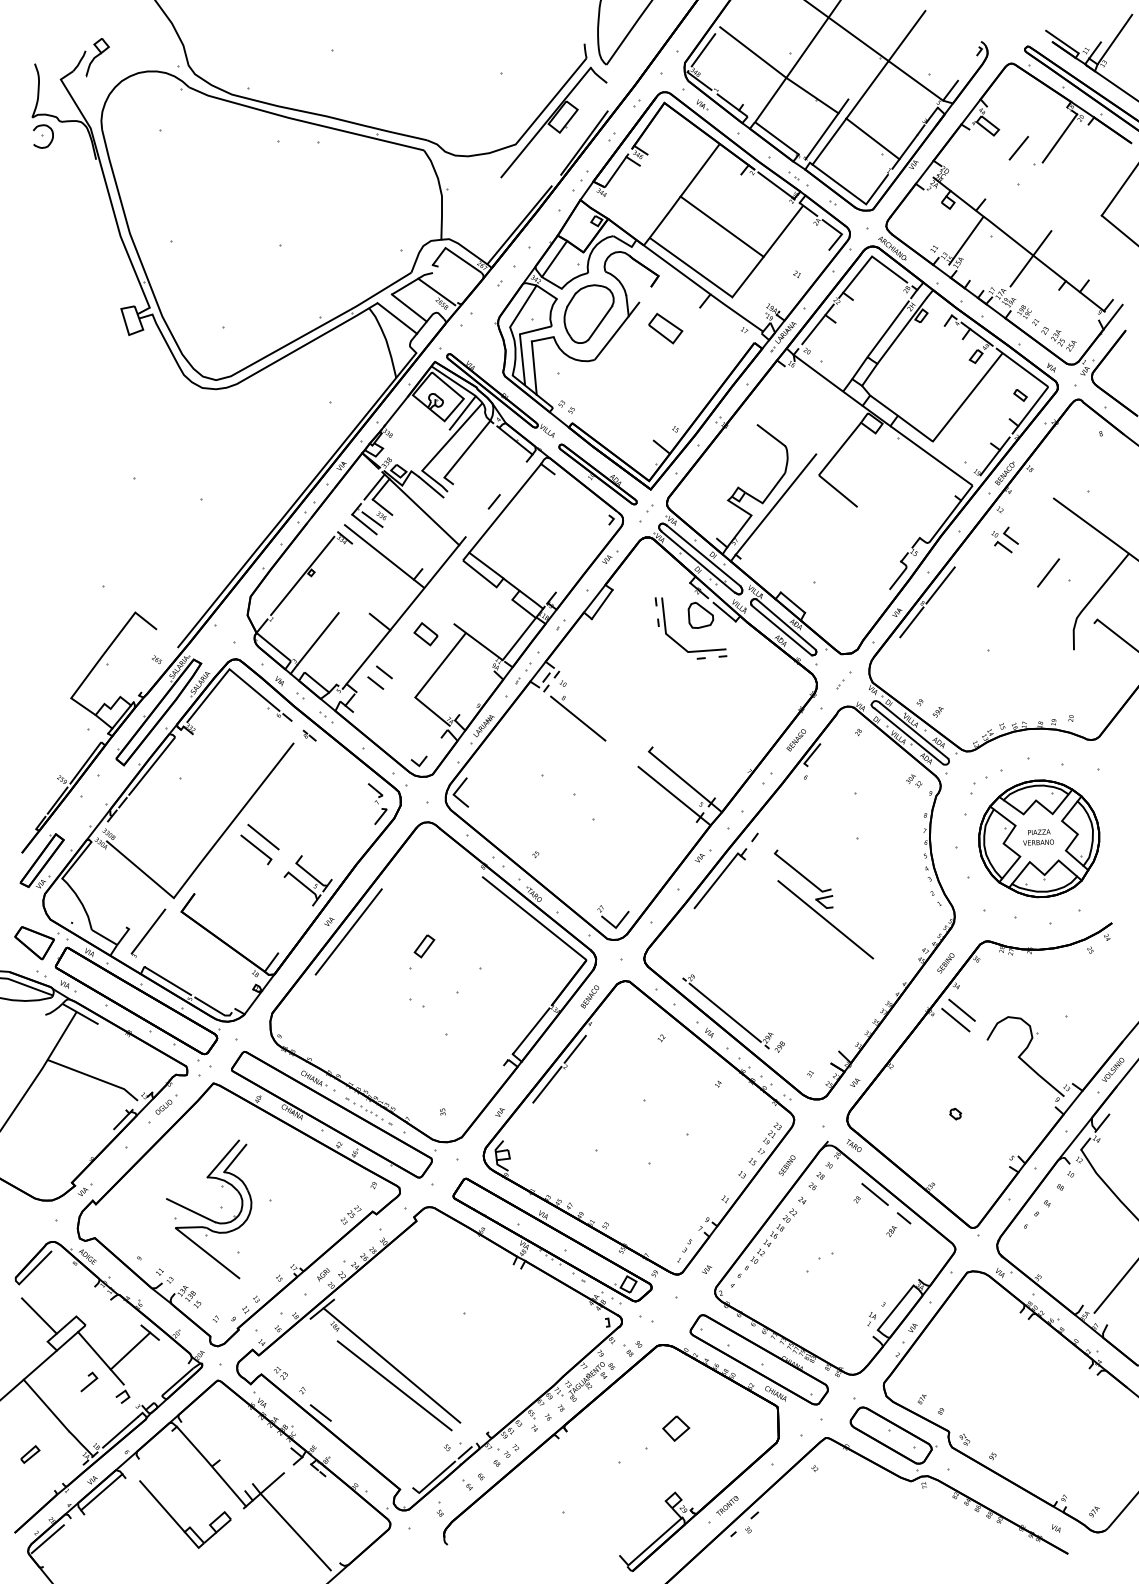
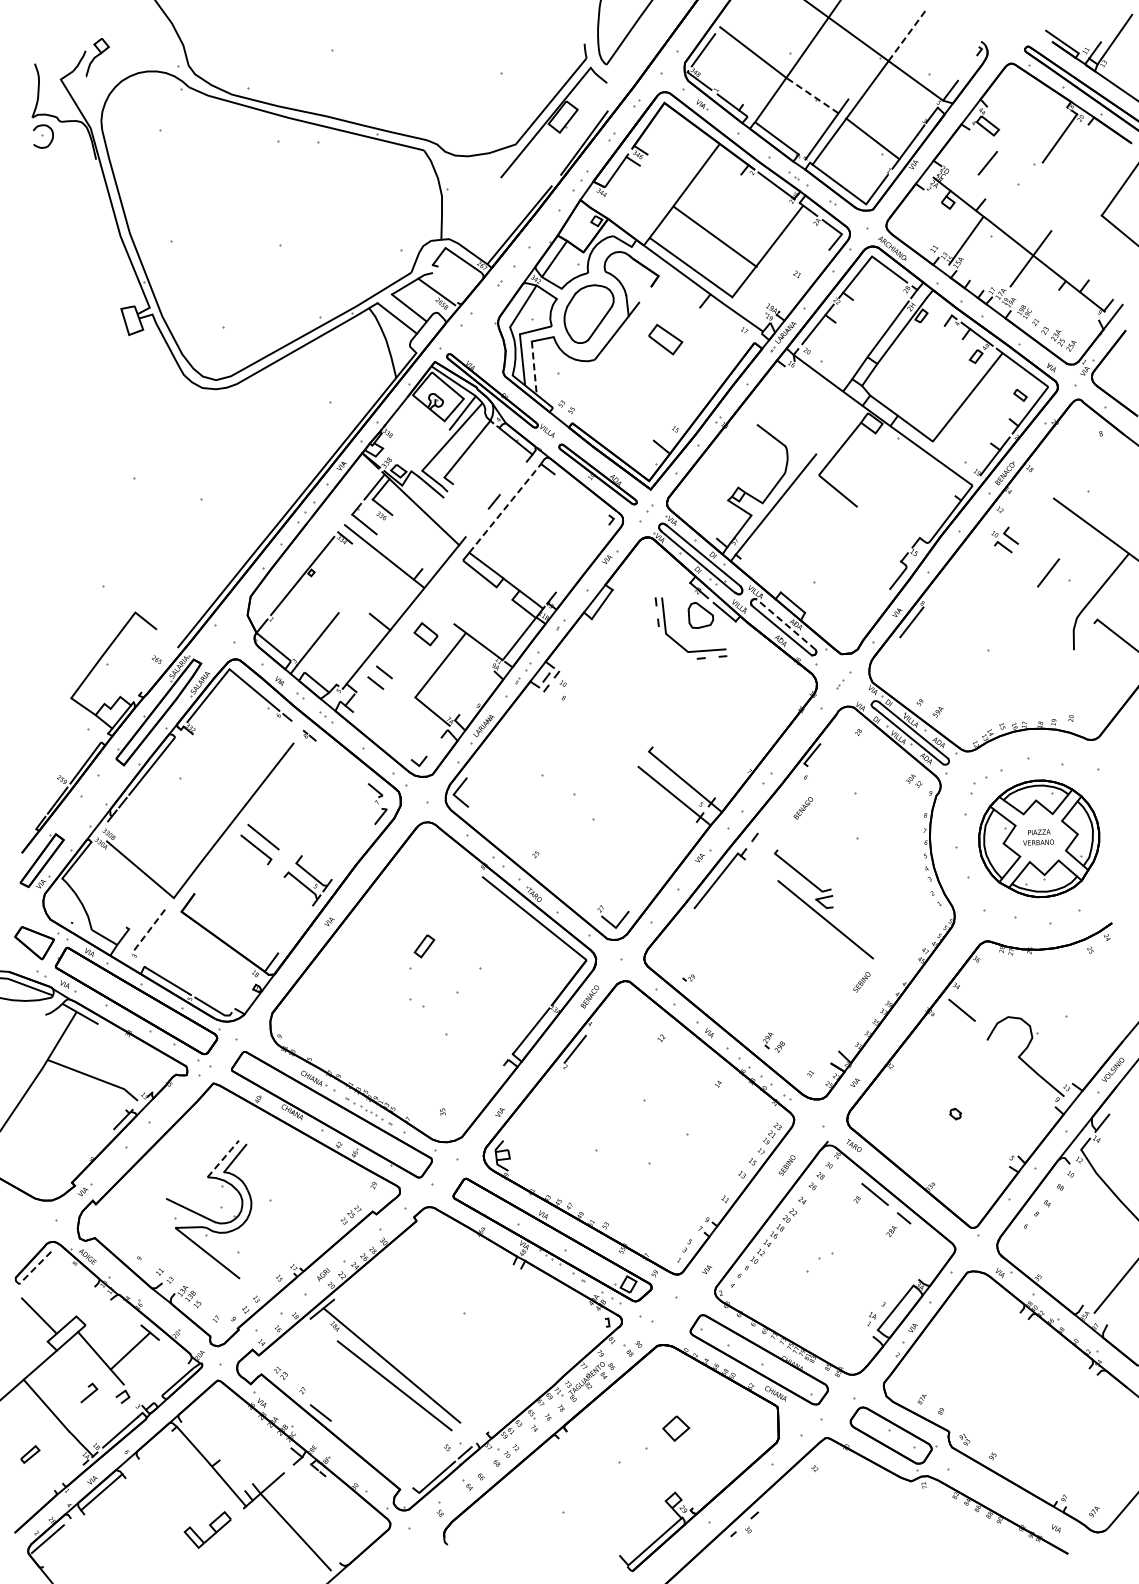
line: solid -> dashed (907, 35)
line: solid -> dashed (812, 95)
line position: (1018, 148) -> (987, 163) (987, 163)
line position: (721, 226) -> (714, 236) (714, 236)
part position: (665, 328) -> (665, 339) (665, 339)
line: solid -> dashed (534, 368)
line: solid -> dashed (505, 508)
line: present -> none (372, 519)
line: present -> none (940, 585)
line: solid -> dashed (786, 624)
line: present -> none (578, 718)
part position: (795, 740) -> (802, 808) (802, 808)
line: solid -> dashed (148, 931)
line: present -> none (348, 931)
text position: (945, 963) -> (861, 982) (861, 982)
line: present -> none (724, 1012)
line: present -> none (955, 1019)
line: present -> none (547, 1084)
part: present -> none (166, 1104)
line: solid -> dashed (223, 1158)
line: solid -> dashed (35, 1268)
line position: (90, 1382) -> (90, 1393) (90, 1393)
part: present -> none (727, 1505)
line: present -> none (162, 1506)
